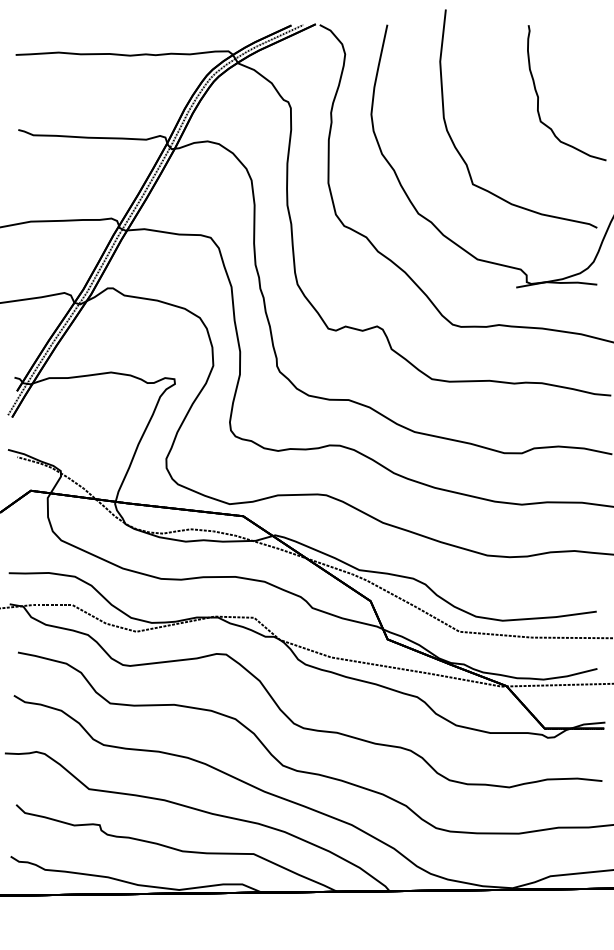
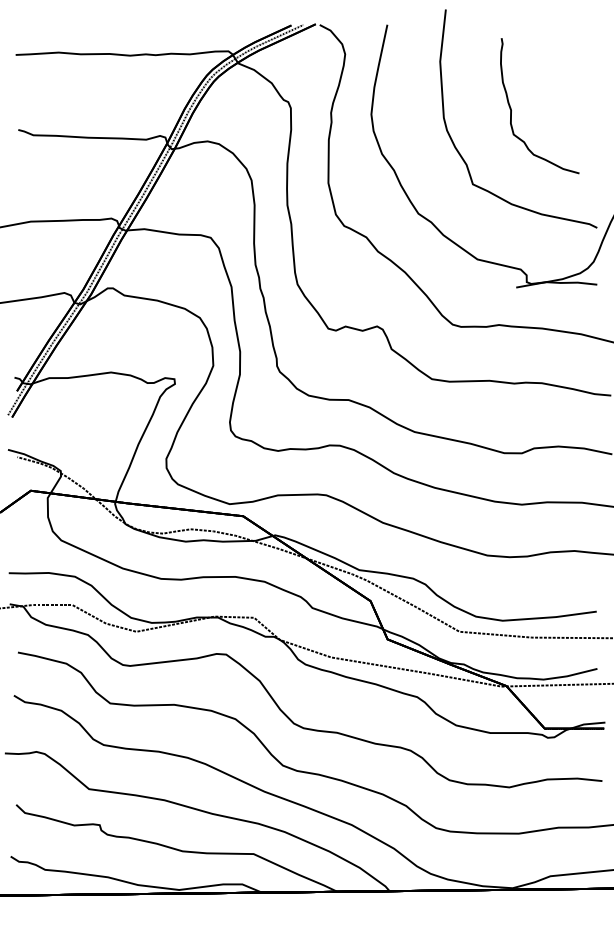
curve position: (538, 94) -> (511, 107) (511, 107)
